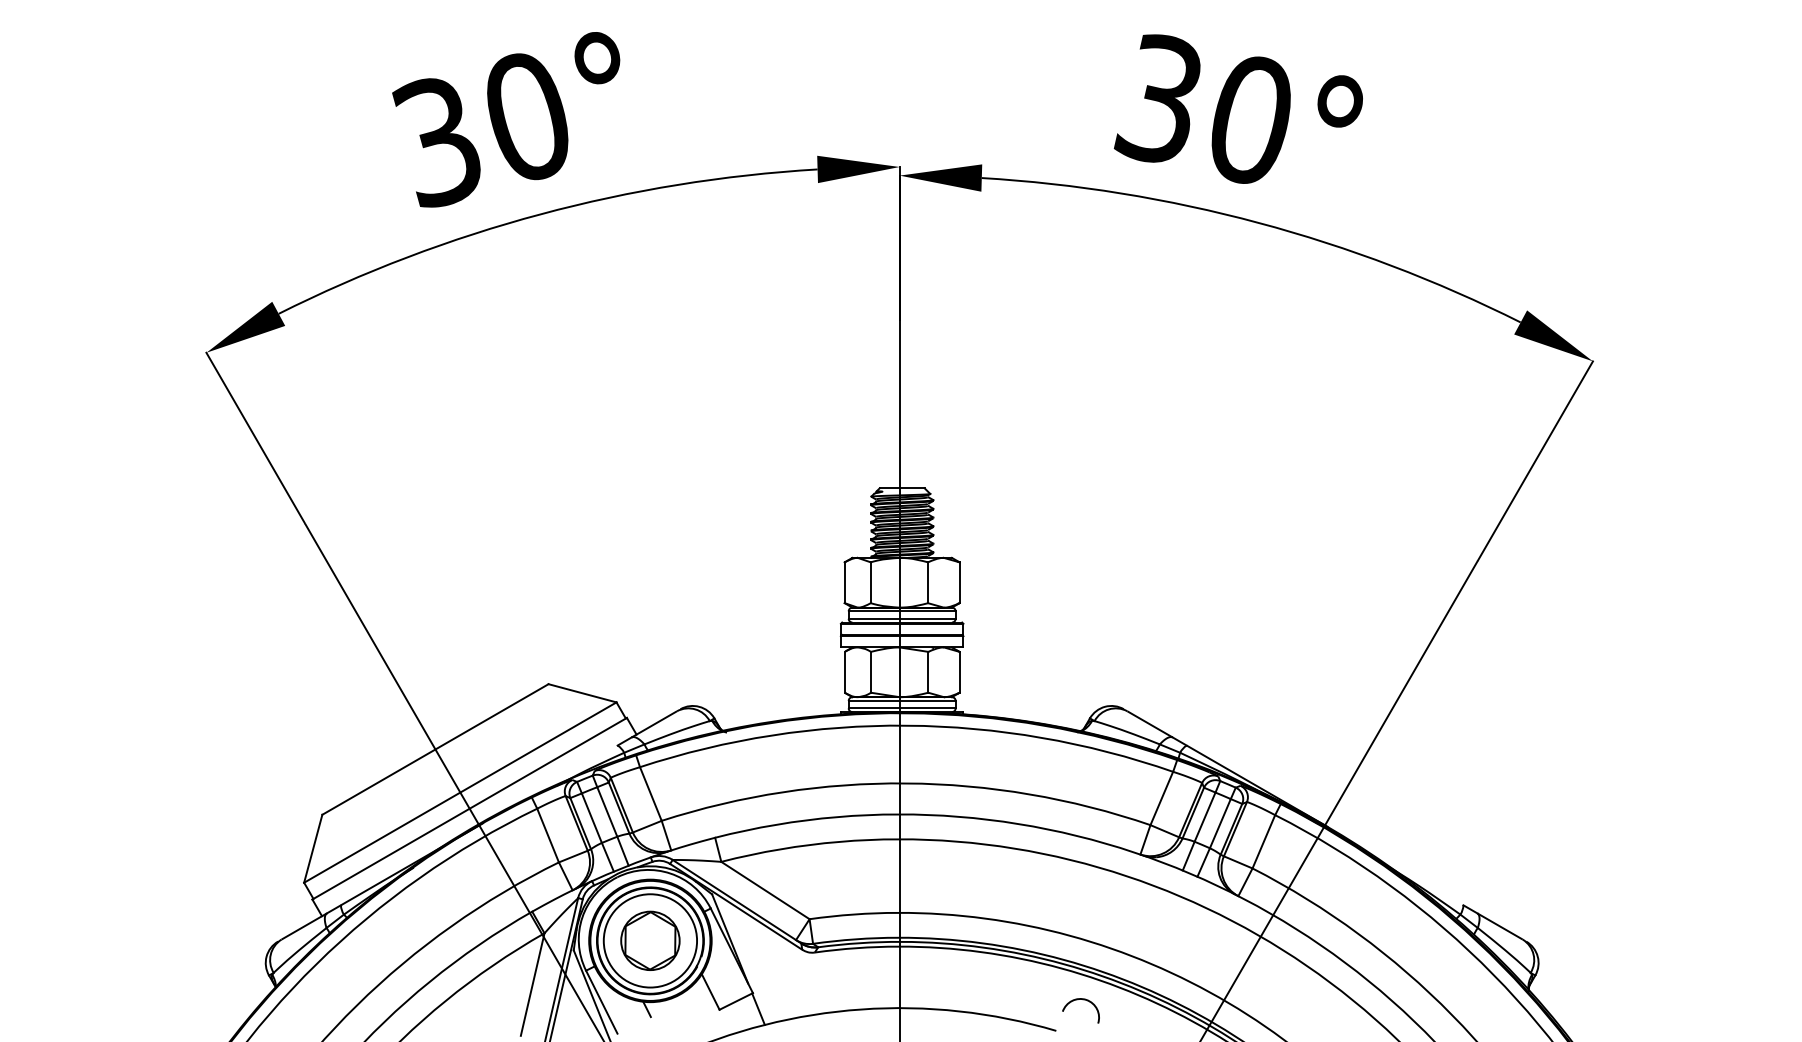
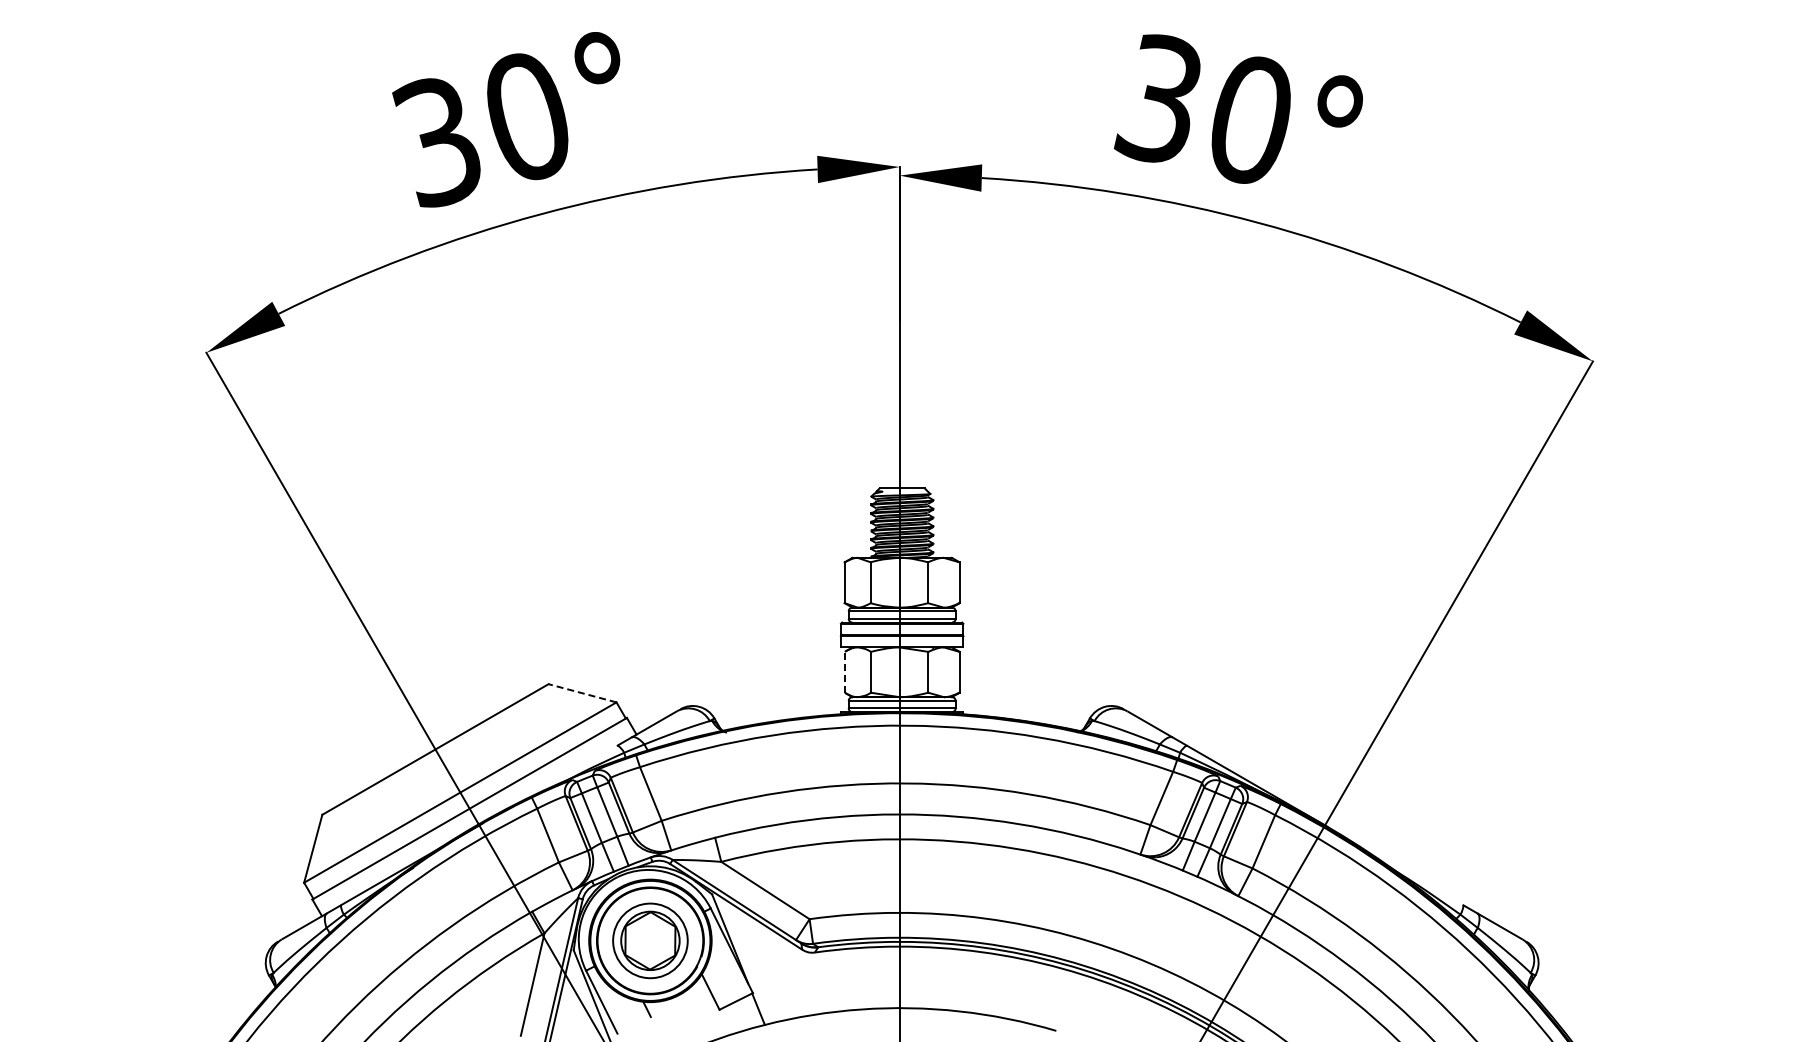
line: solid -> dashed (844, 671)
line: solid -> dashed (582, 693)
circle diameter: 93 px -> 75 px (650, 940)
curve: present -> none (1077, 1000)
